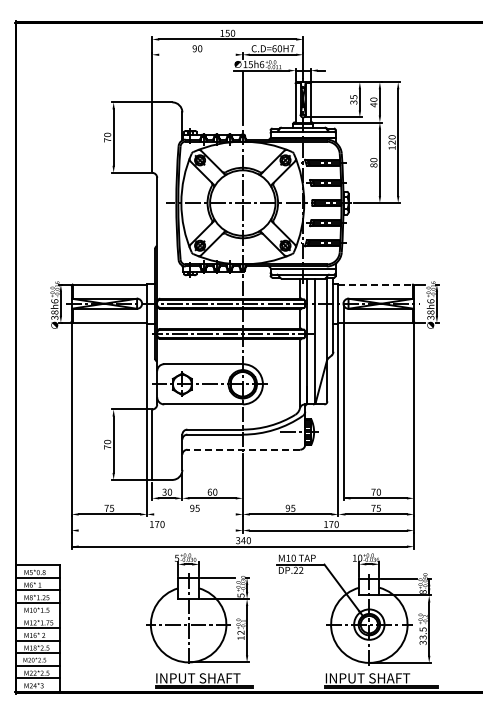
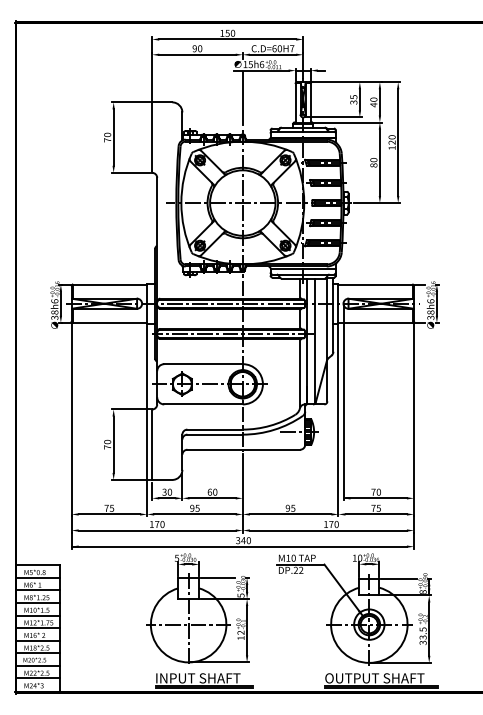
line: none -> present (197, 54)
line: dashed -> solid (376, 284)
line: dashed -> solid (243, 449)
line: none -> present (194, 514)
line: none -> present (156, 530)
line: none -> present (38, 615)
text: INPUT SHAFT -> OUTPUT SHAFT (374, 678)
